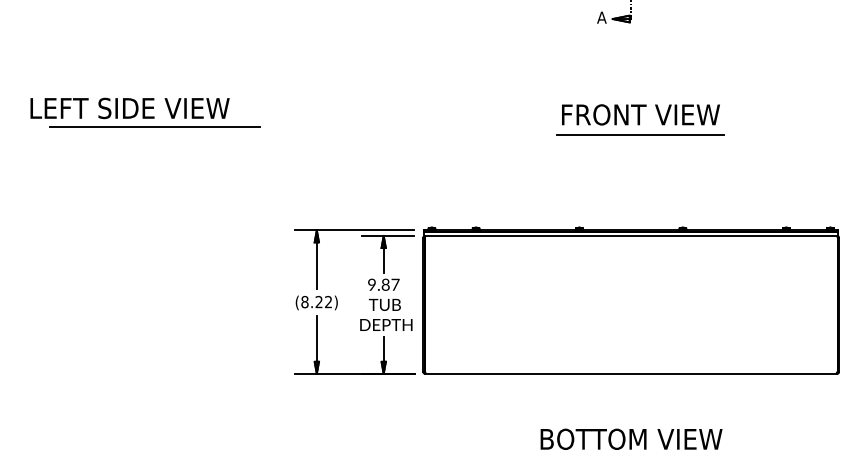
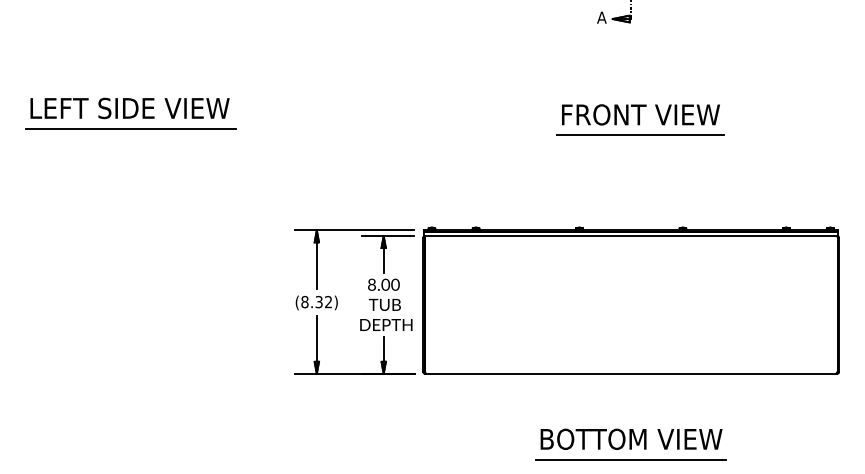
line position: (154, 126) -> (130, 128) (130, 128)
text: 9.87 -> 8.00 (383, 284)
text: (8.22) -> (8.32) (318, 302)
line: none -> present (631, 459)
